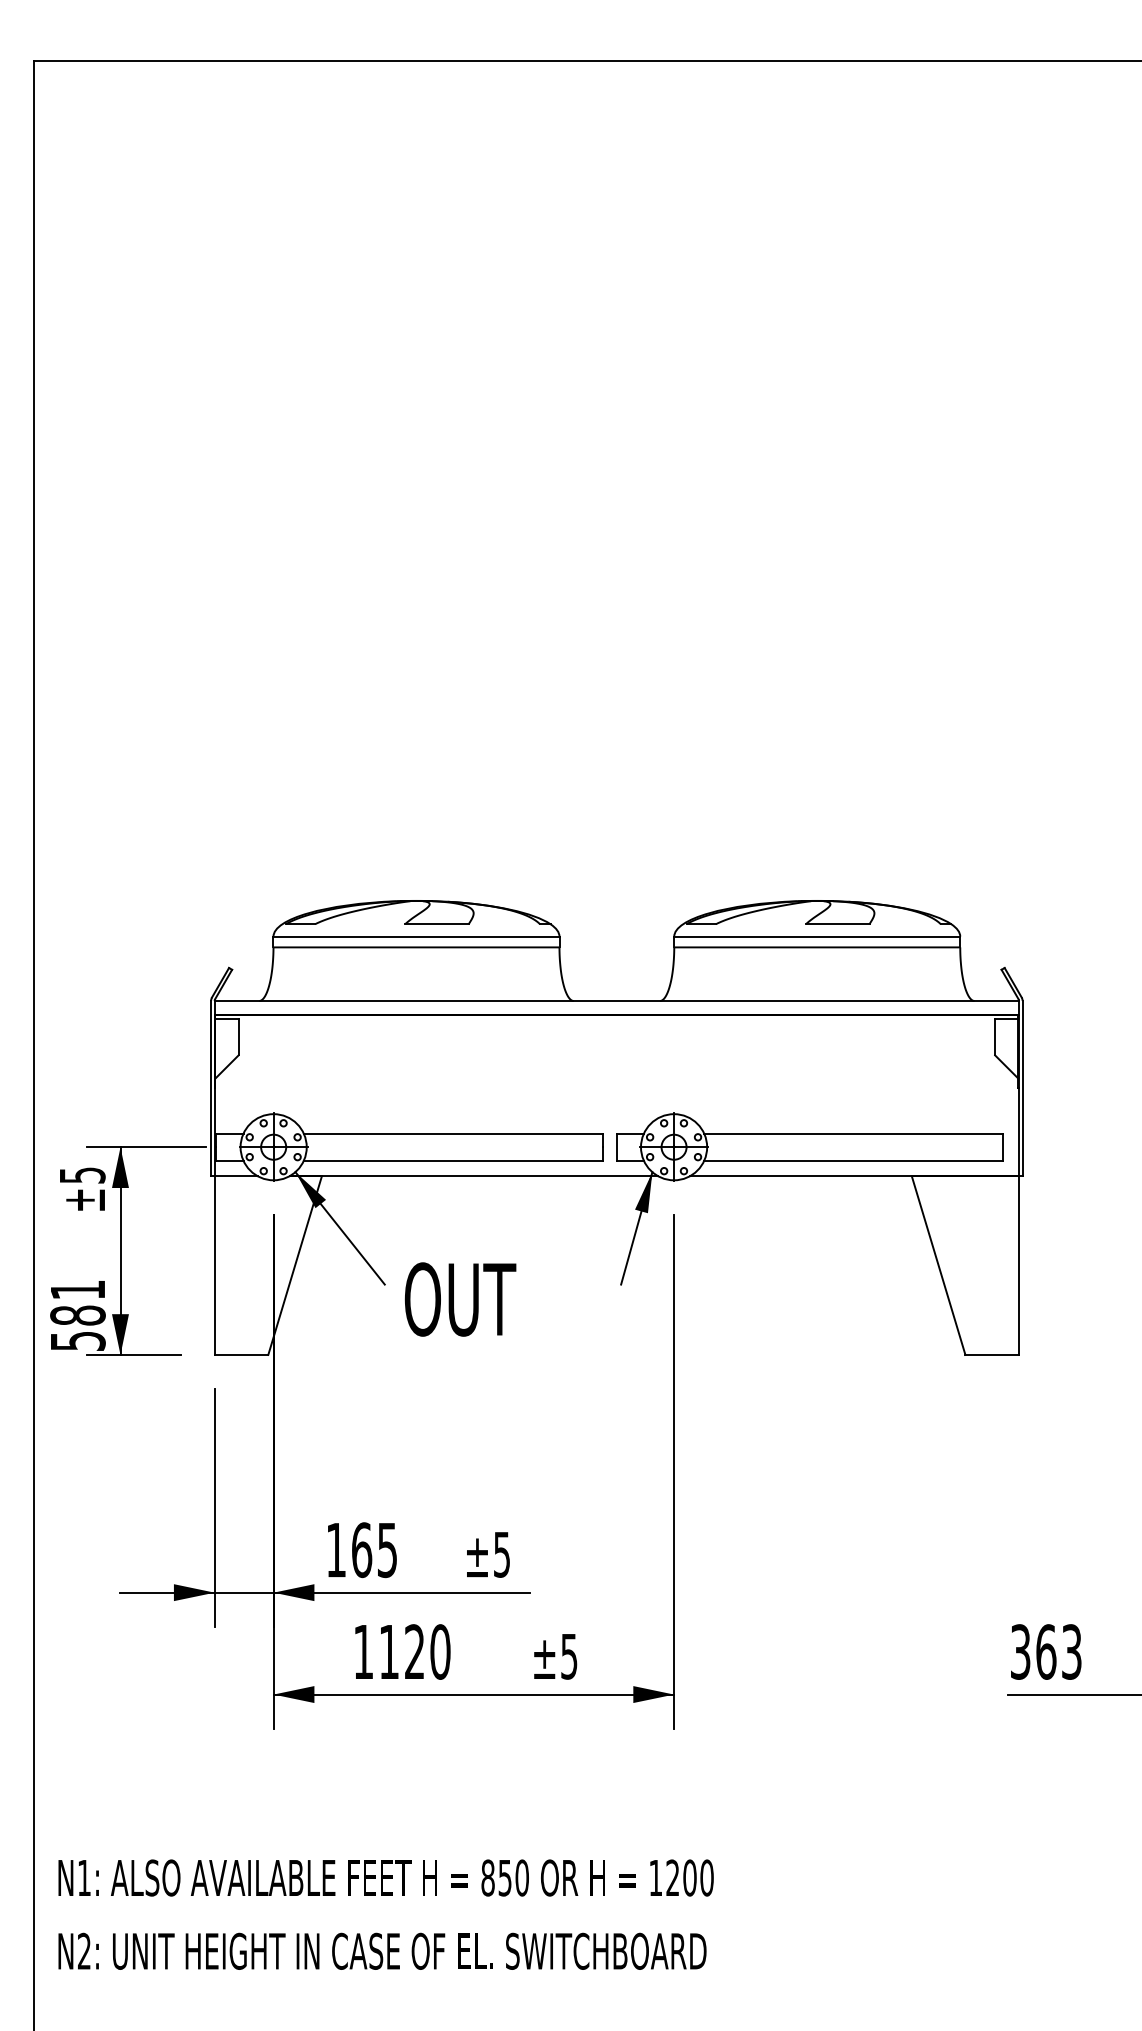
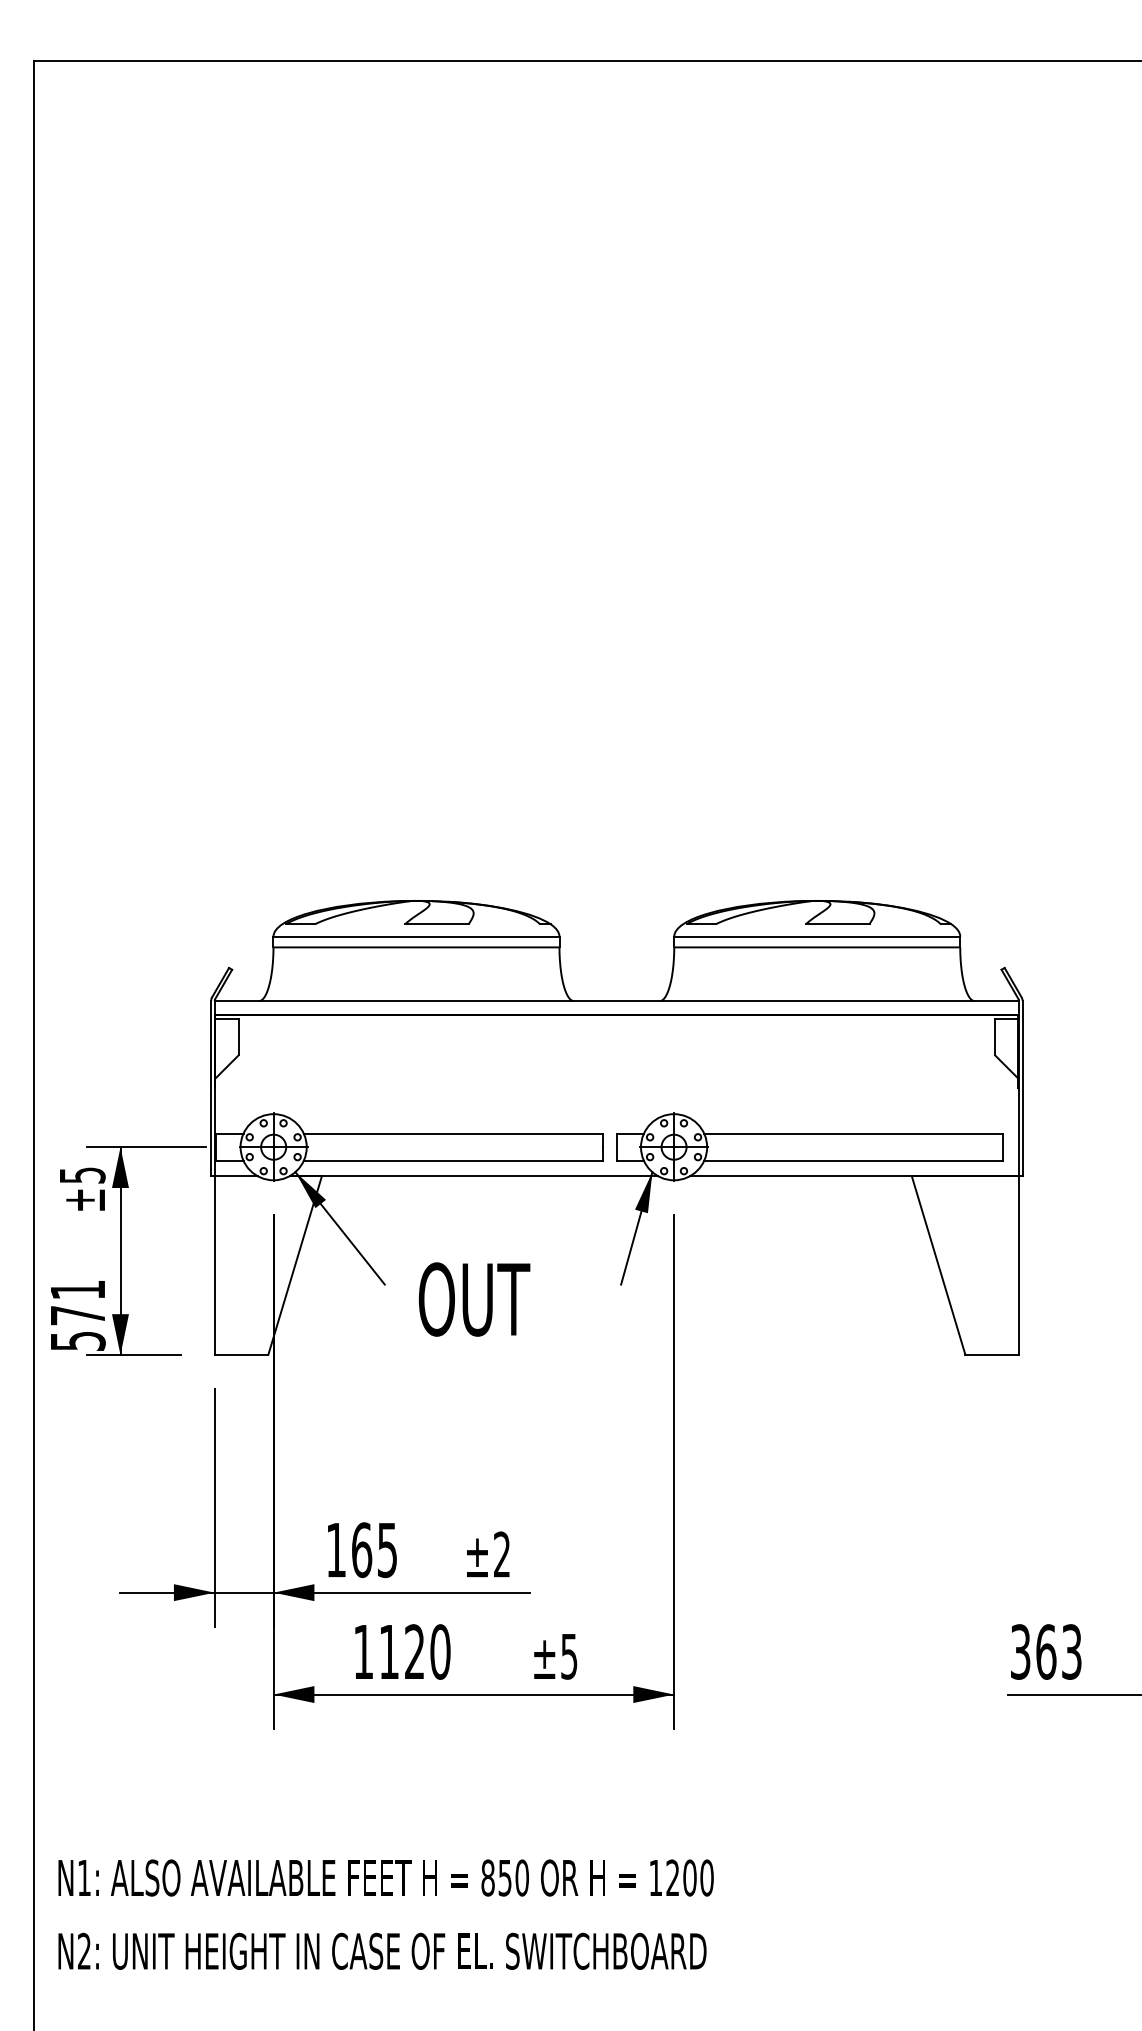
text position: (460, 1299) -> (474, 1299) (474, 1299)
text: 581 -> 571 (77, 1315)
text: ±5 -> ±2 (501, 1554)
